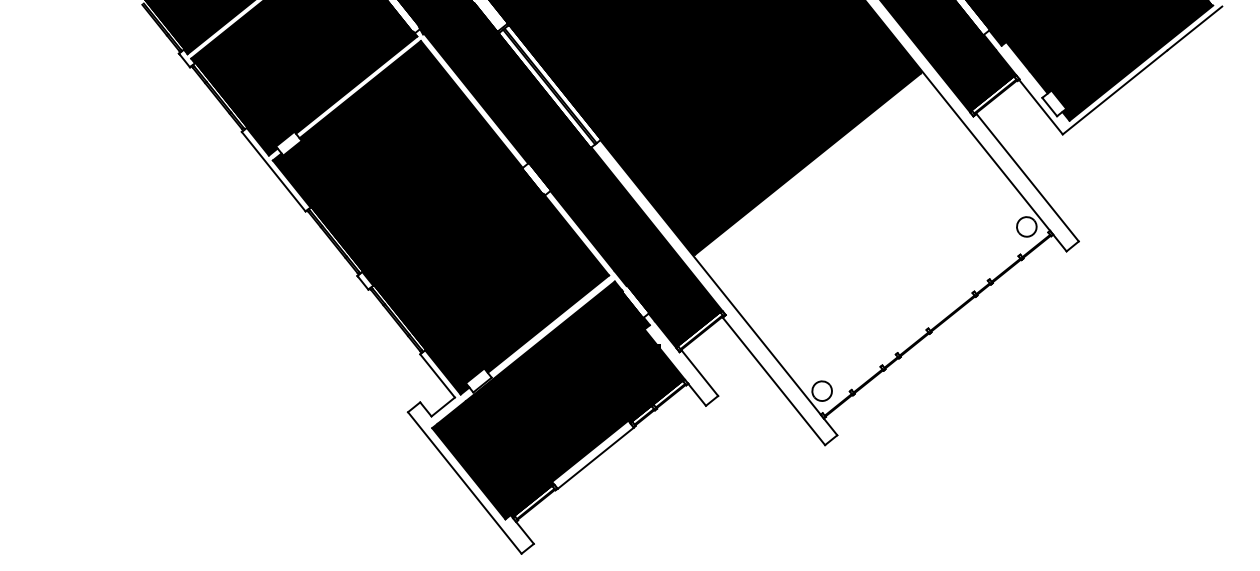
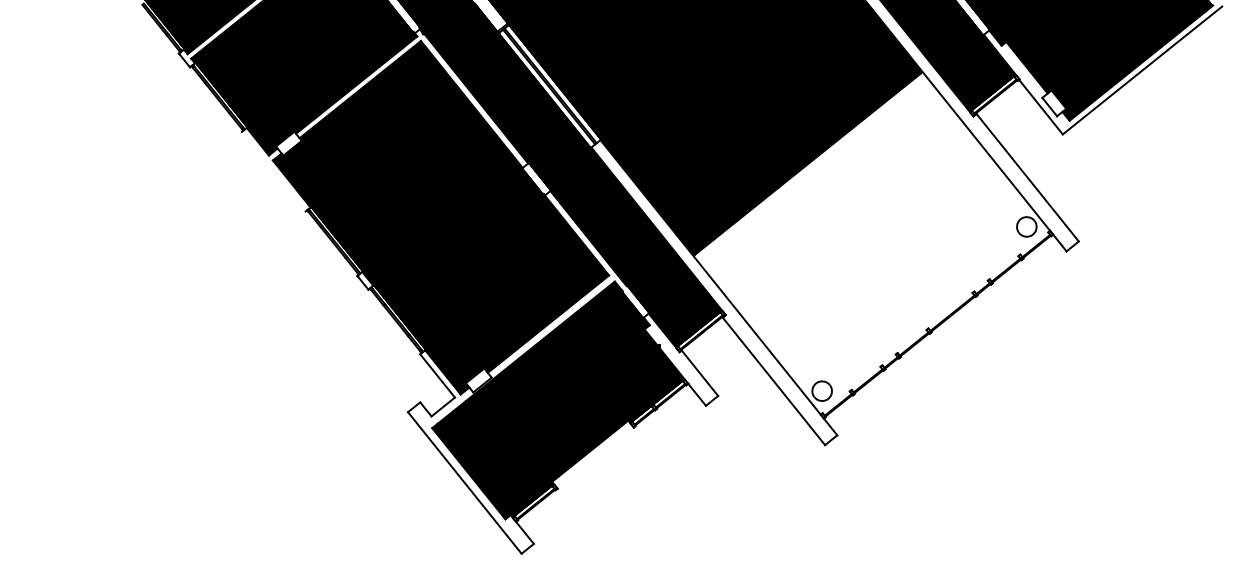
line: present -> none (273, 171)
line: present -> none (595, 457)
